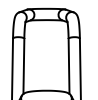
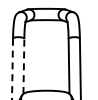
line: solid -> dashed (23, 66)
line: solid -> dashed (12, 69)
